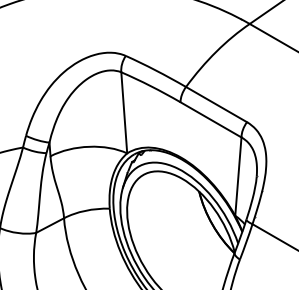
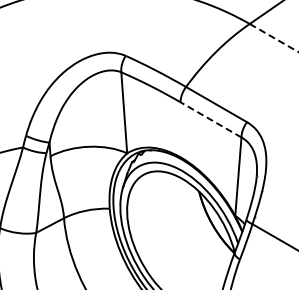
line: solid -> dashed (274, 37)
line: solid -> dashed (210, 119)
